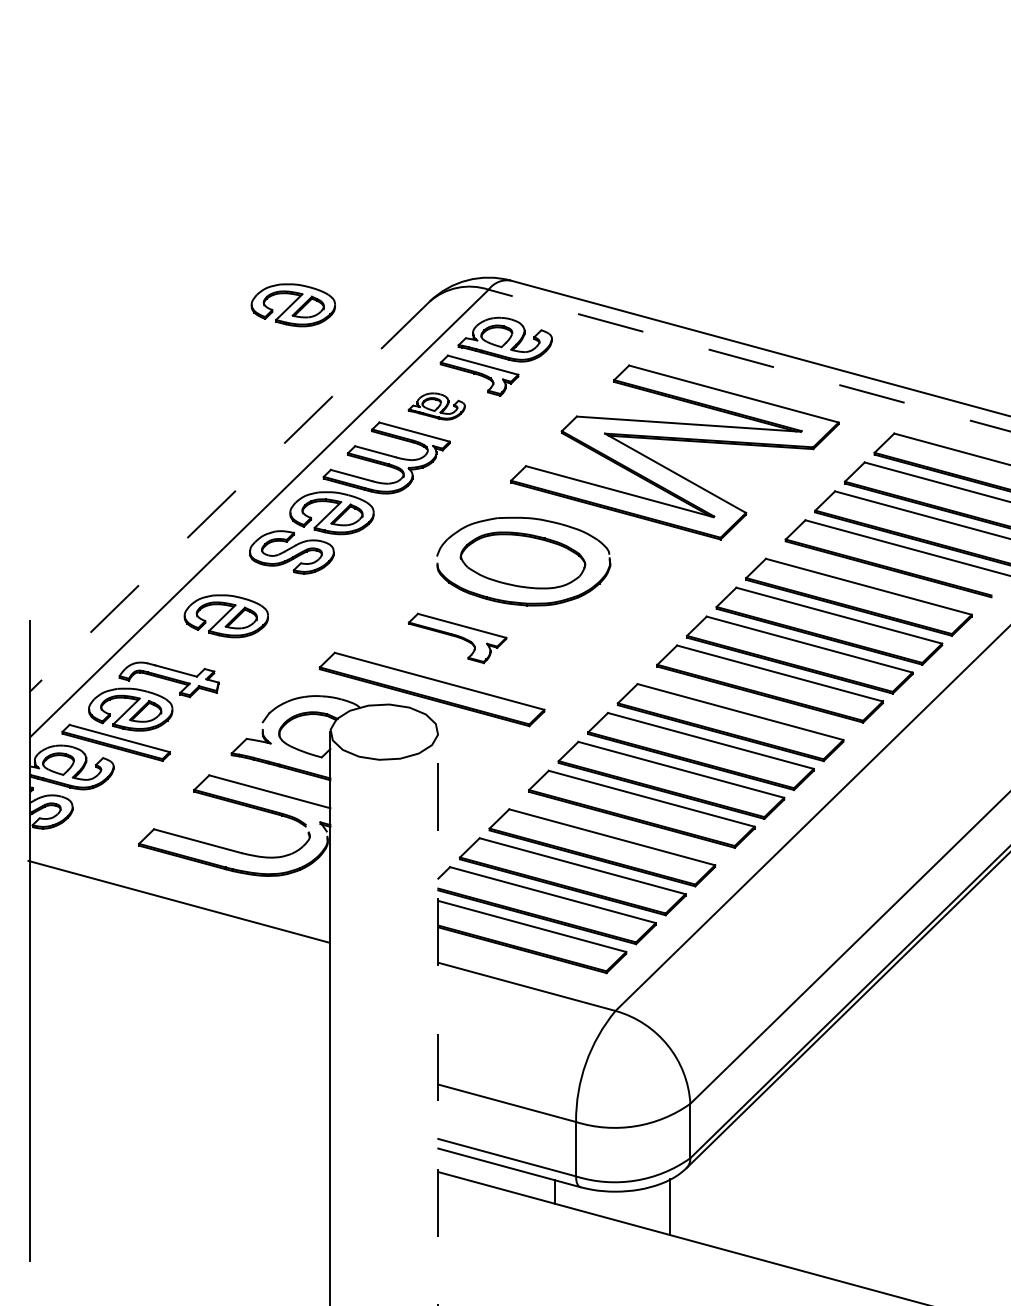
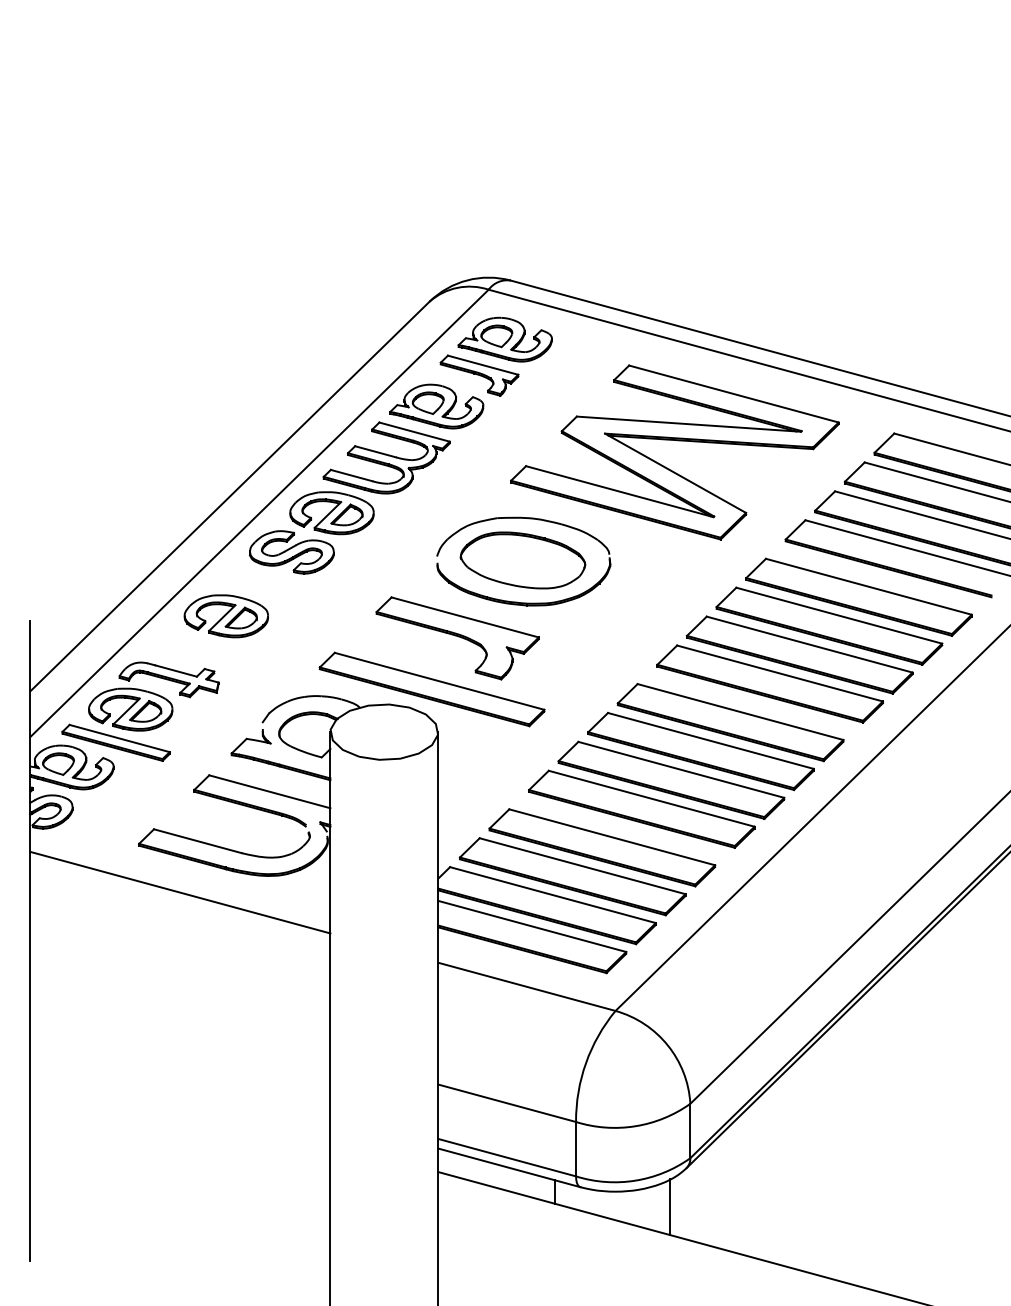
part: present -> none (292, 305)
line: dashed -> solid (749, 360)
part size: 59x29 px -> 96x47 px (436, 406)
line: dashed -> solid (230, 496)
part size: 101x53 px -> 165x85 px (457, 638)
line position: (178, 901) -> (180, 892) (180, 892)
line: dashed -> solid (438, 1018)
